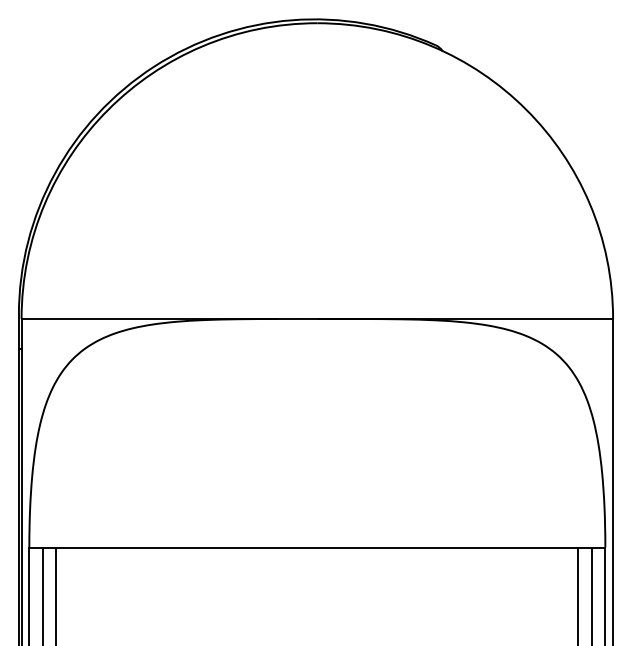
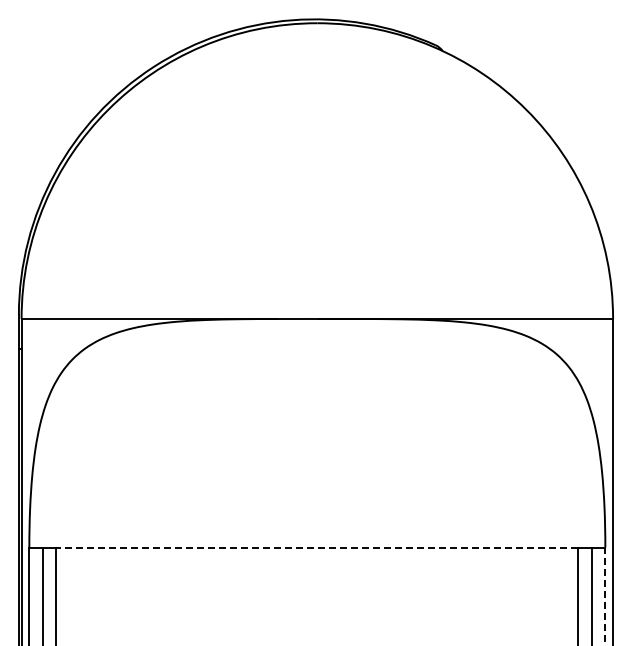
line: solid -> dashed (316, 547)
line: solid -> dashed (605, 596)
